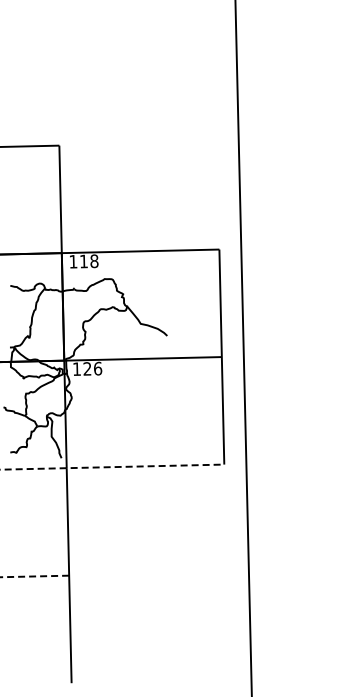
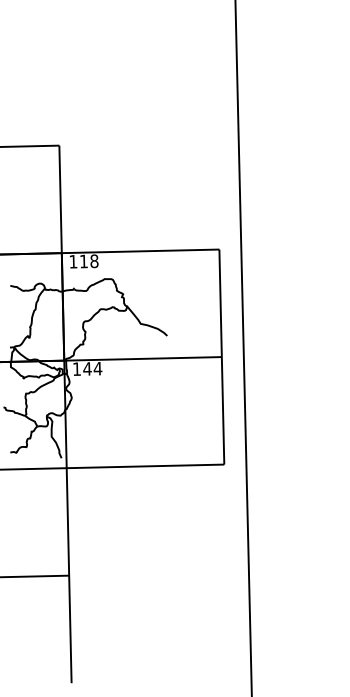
text: 126 -> 144 (92, 368)
line: dashed -> solid (112, 467)
line: dashed -> solid (35, 576)
